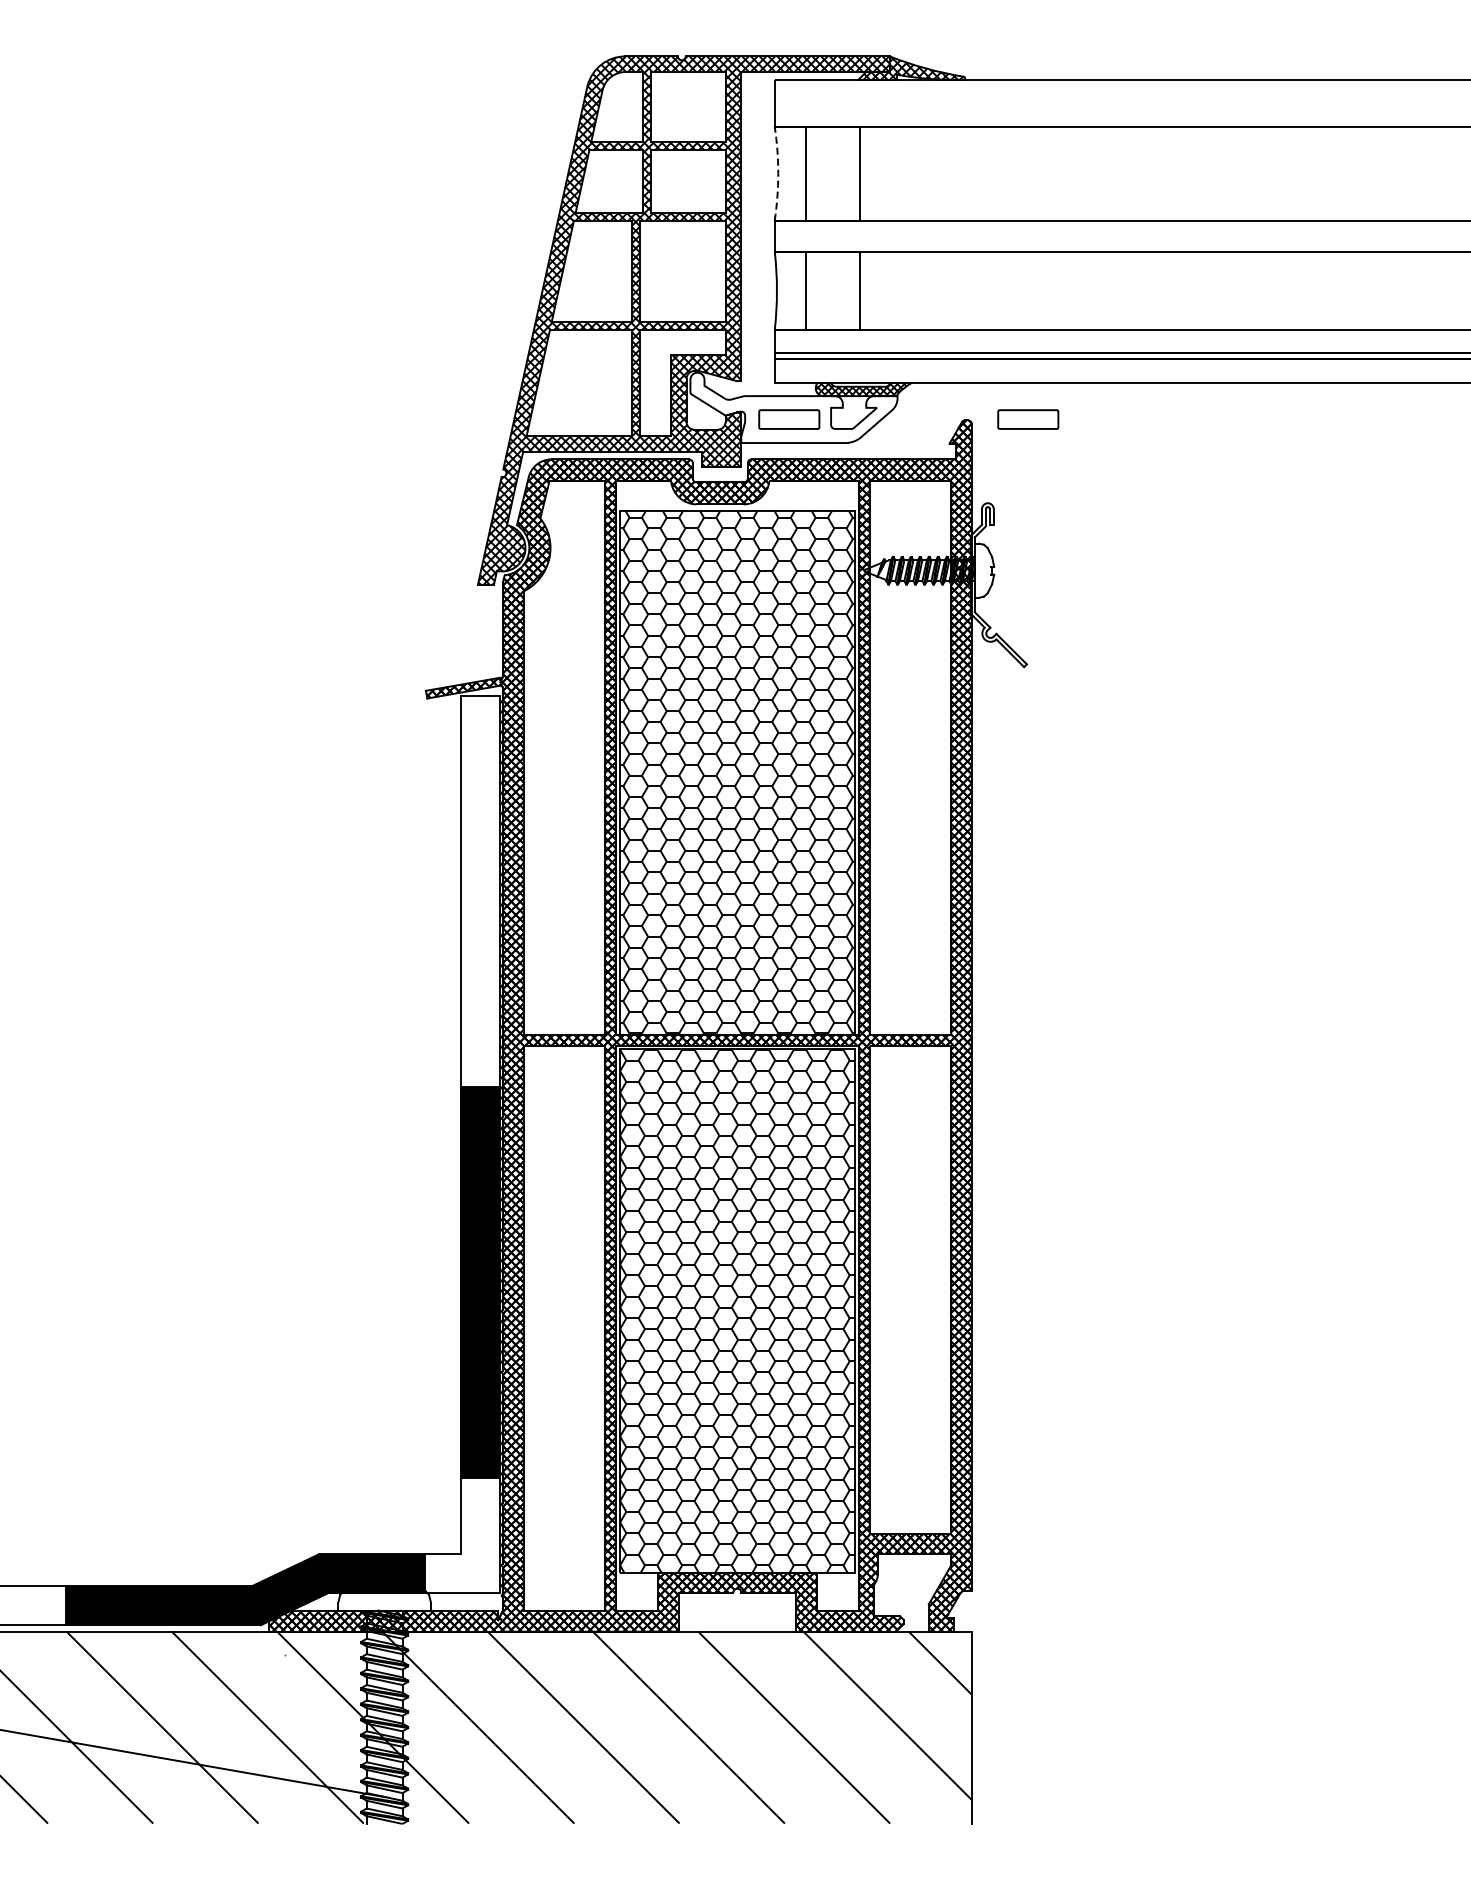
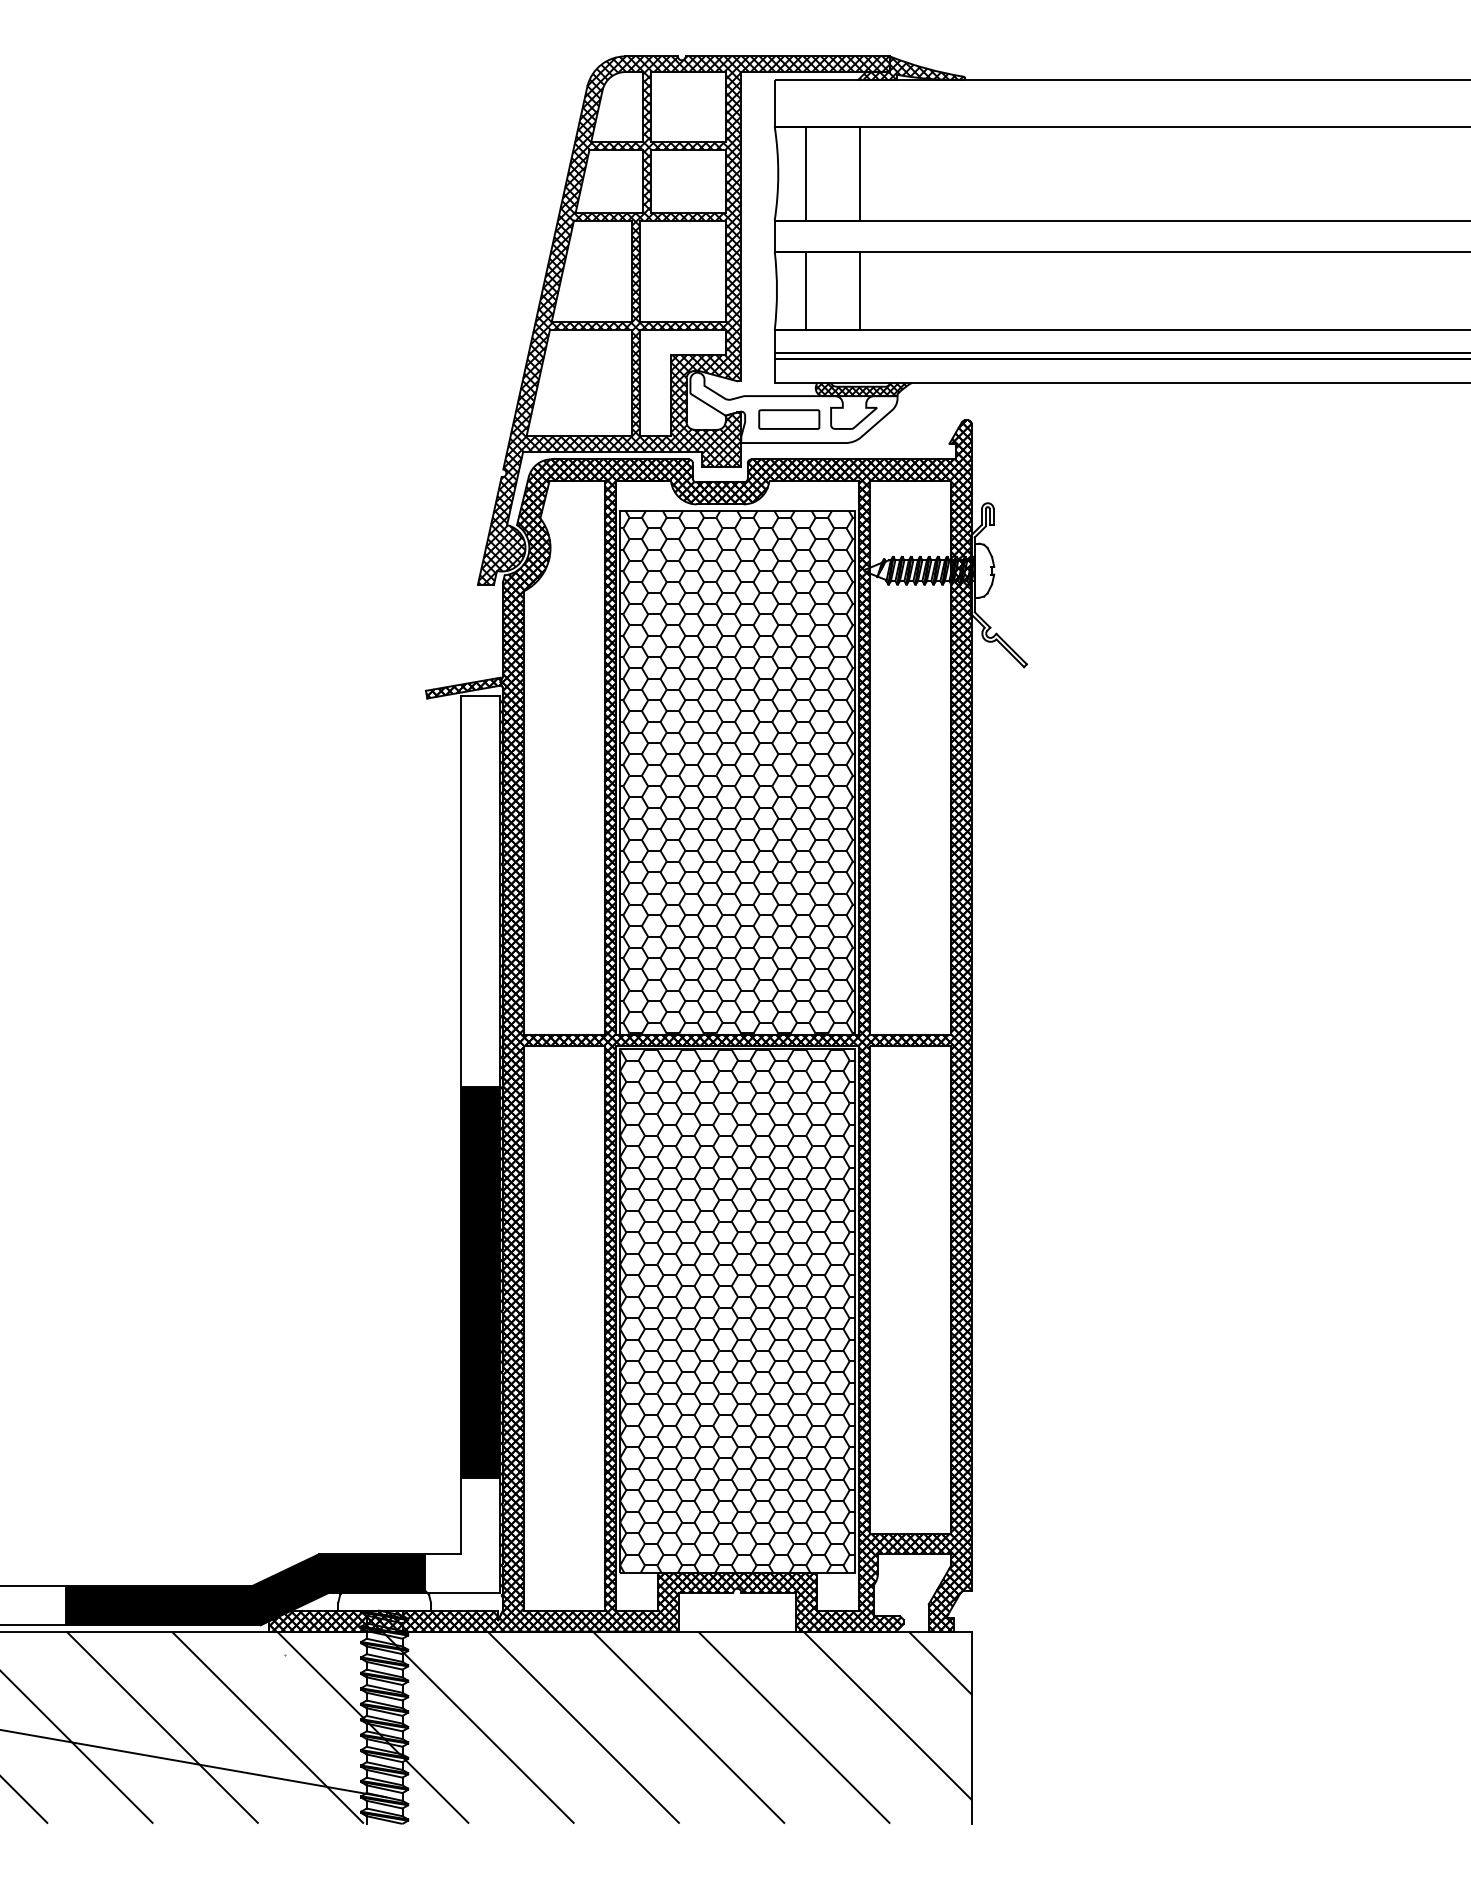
arc: dashed -> solid (778, 173)
part: present -> none (1028, 419)
